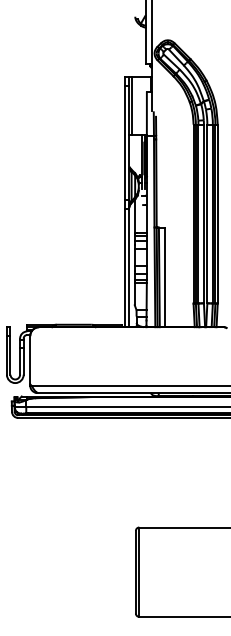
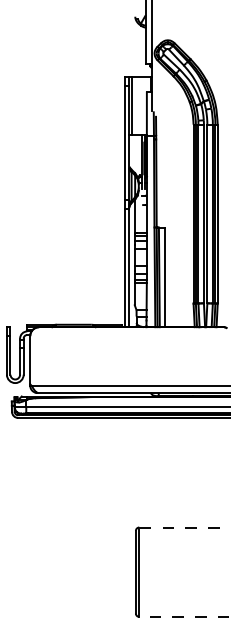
line: solid -> dashed (184, 527)
line: solid -> dashed (184, 616)
